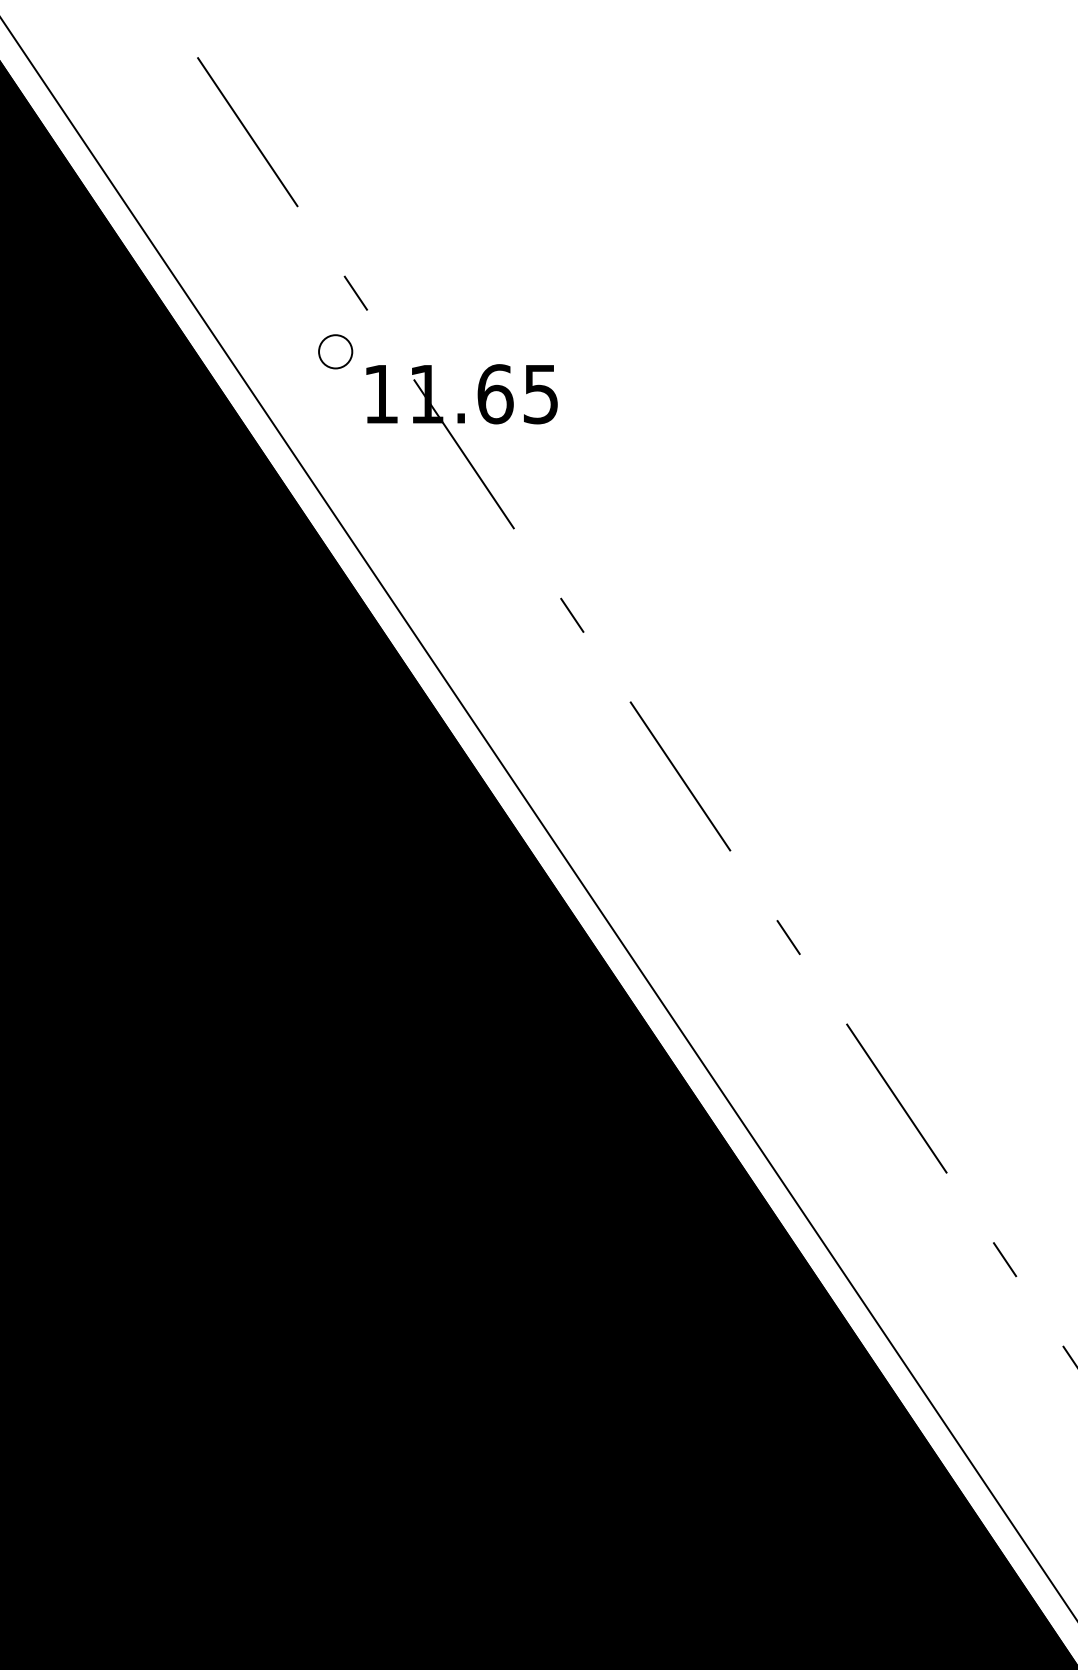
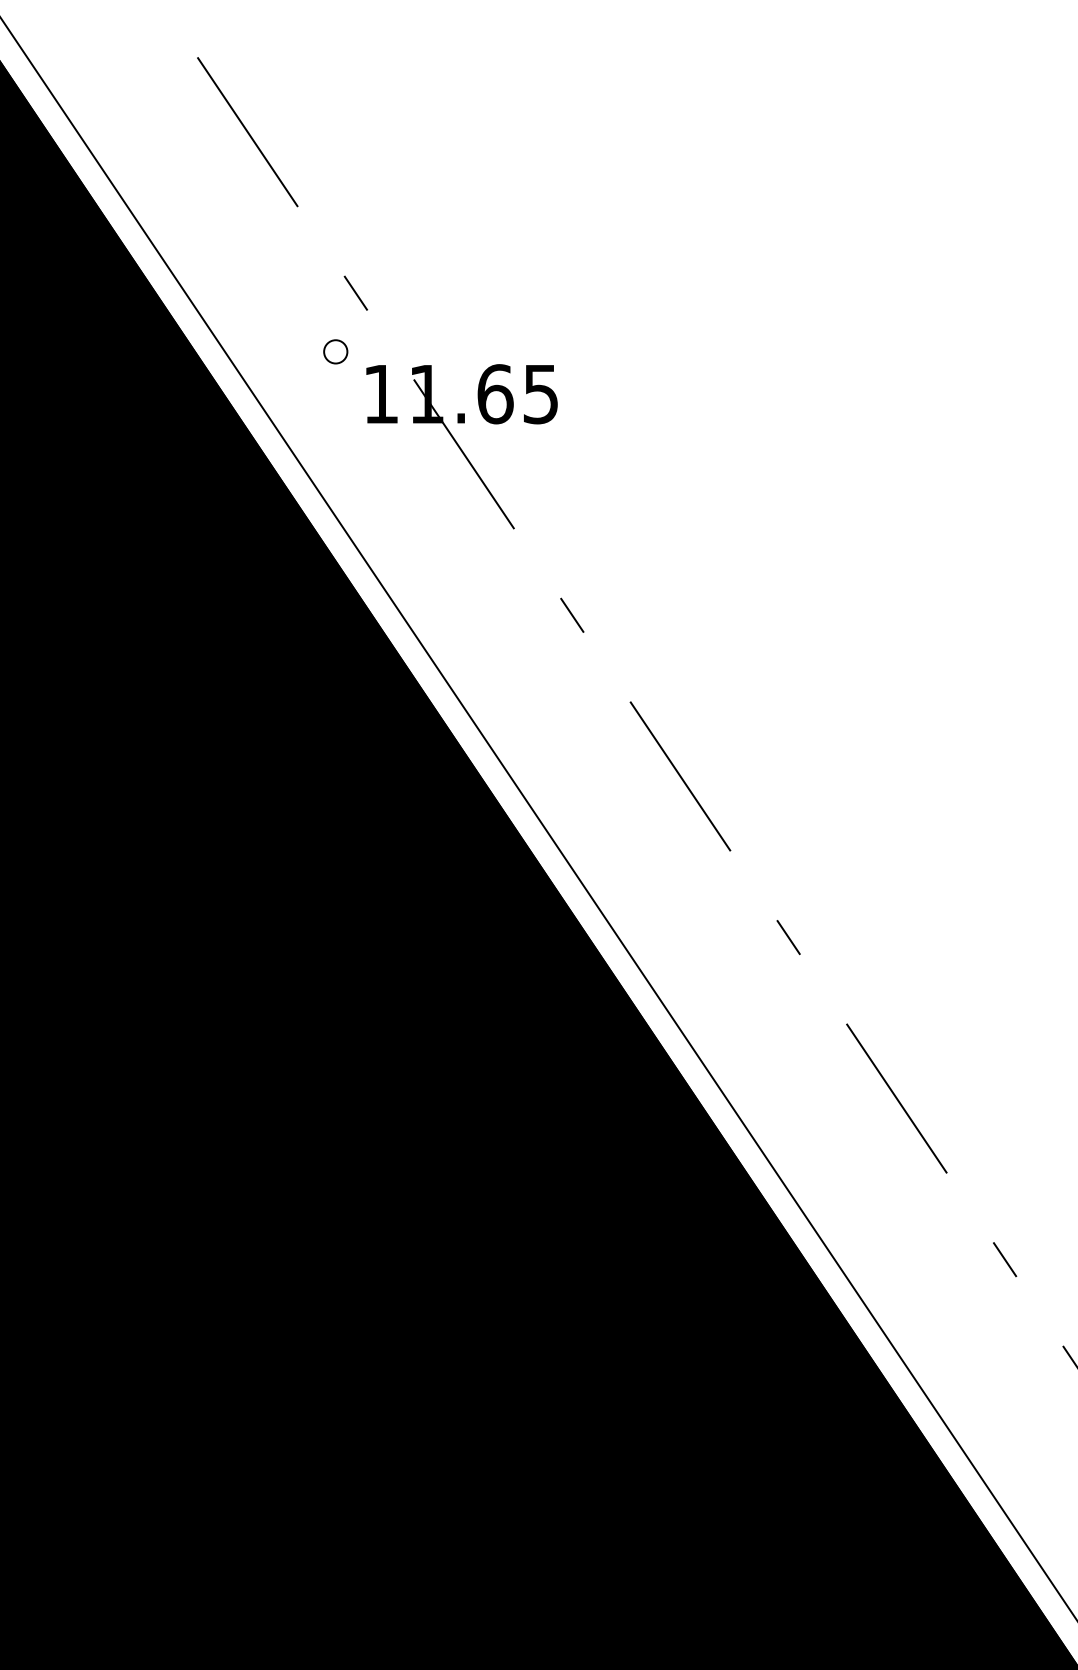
circle size: 36x36 px -> 26x26 px (335, 351)
